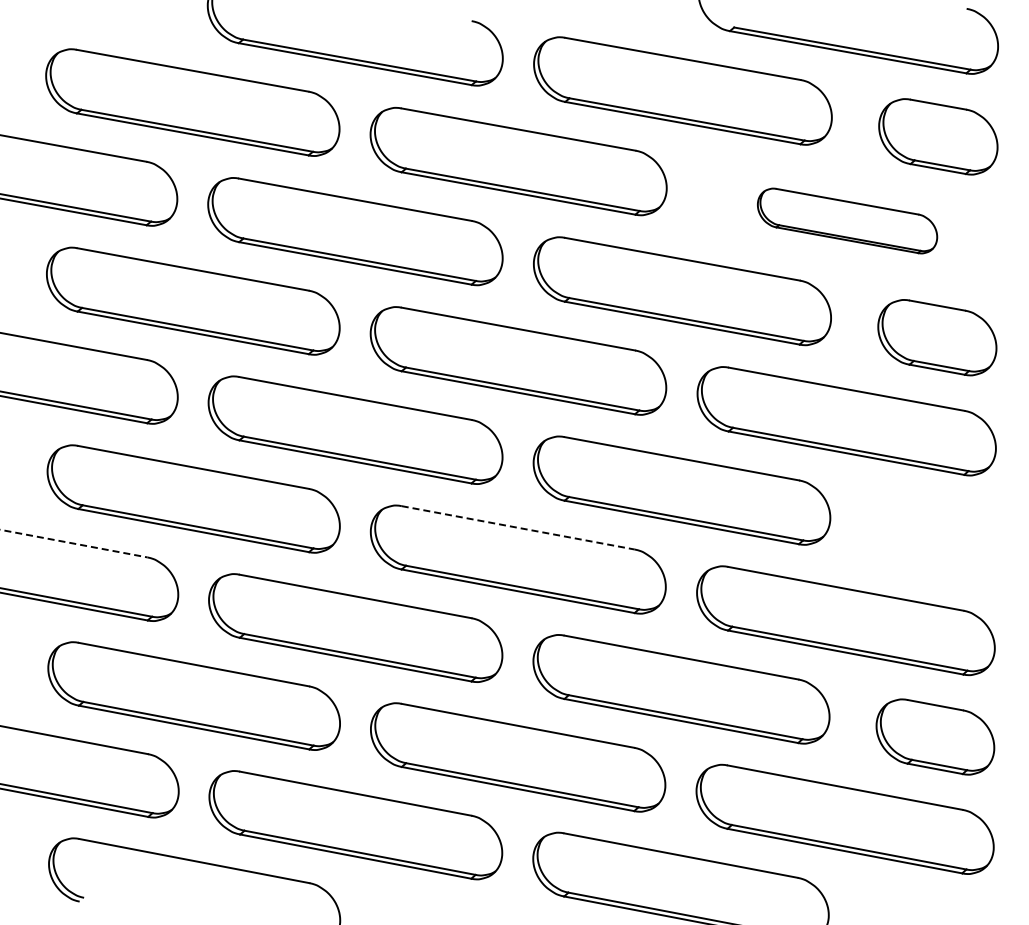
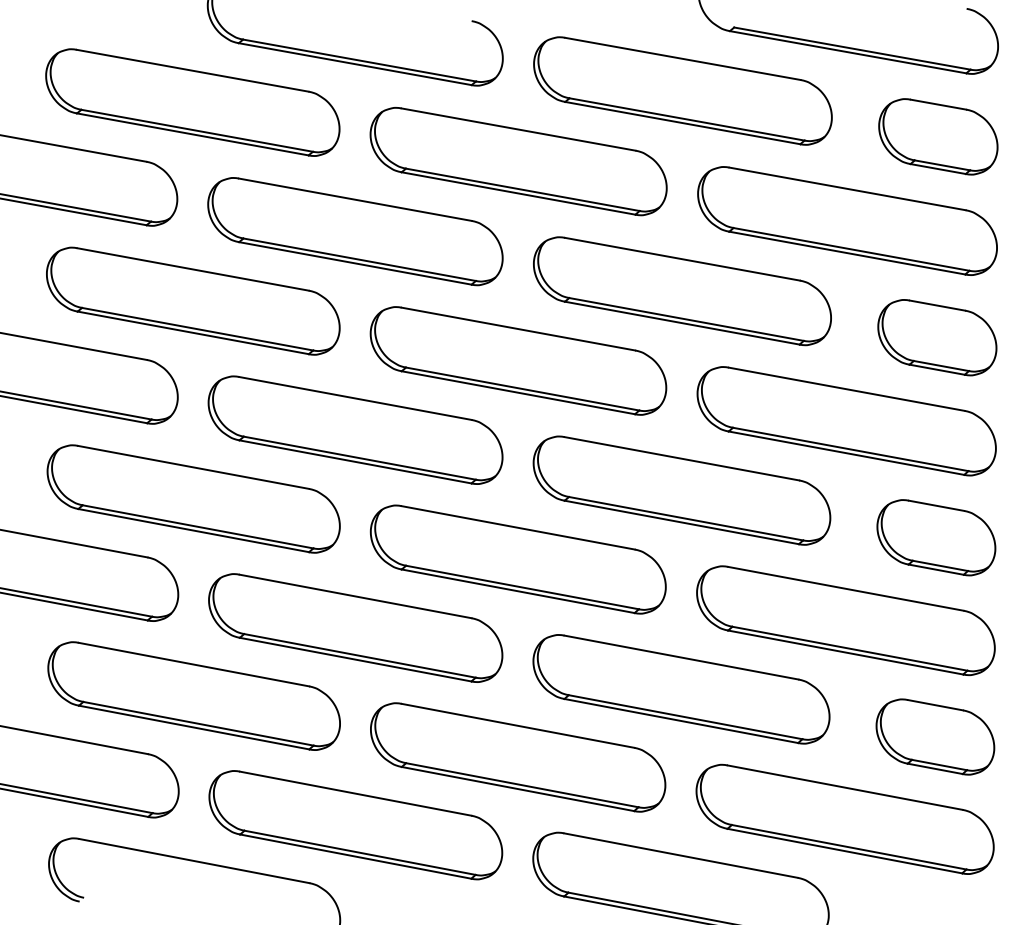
part size: 182x68 px -> 301x110 px (847, 220)
line: dashed -> solid (518, 527)
part: none -> present (936, 537)
line: dashed -> solid (73, 543)
